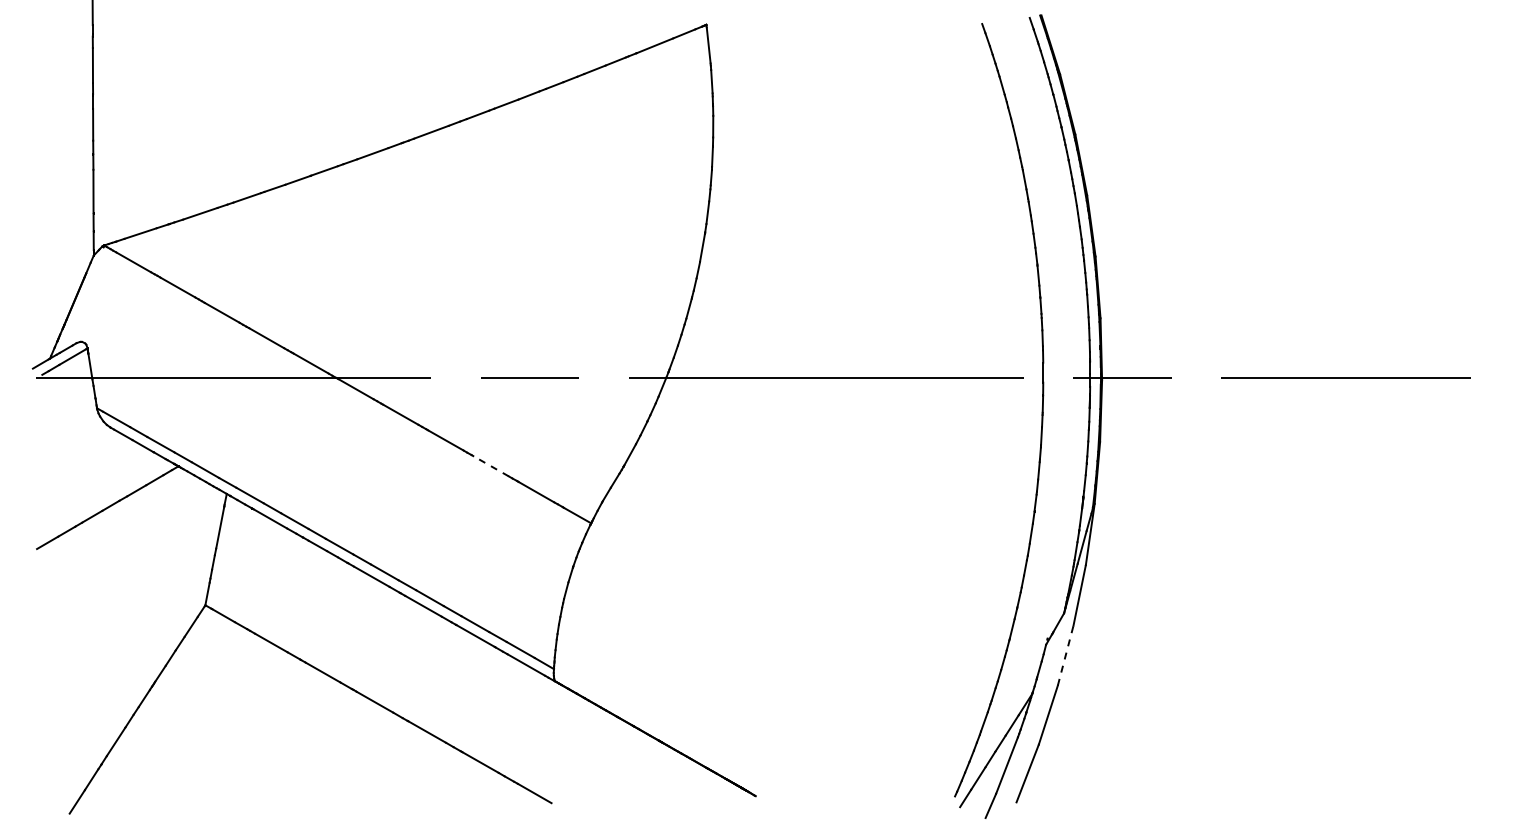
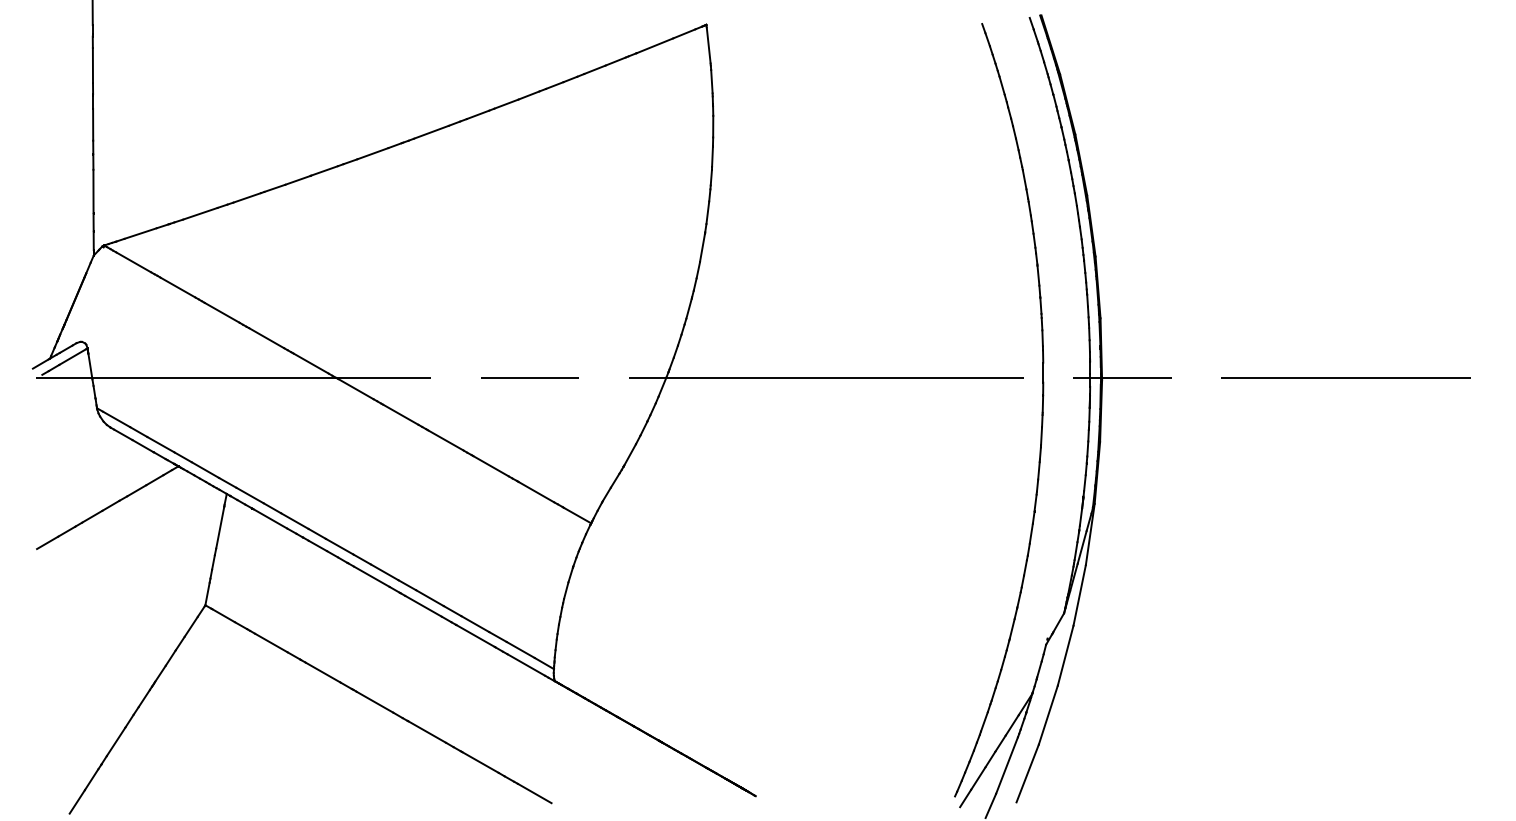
line: dashed -> solid (490, 465)
line: dashed -> solid (1065, 655)
